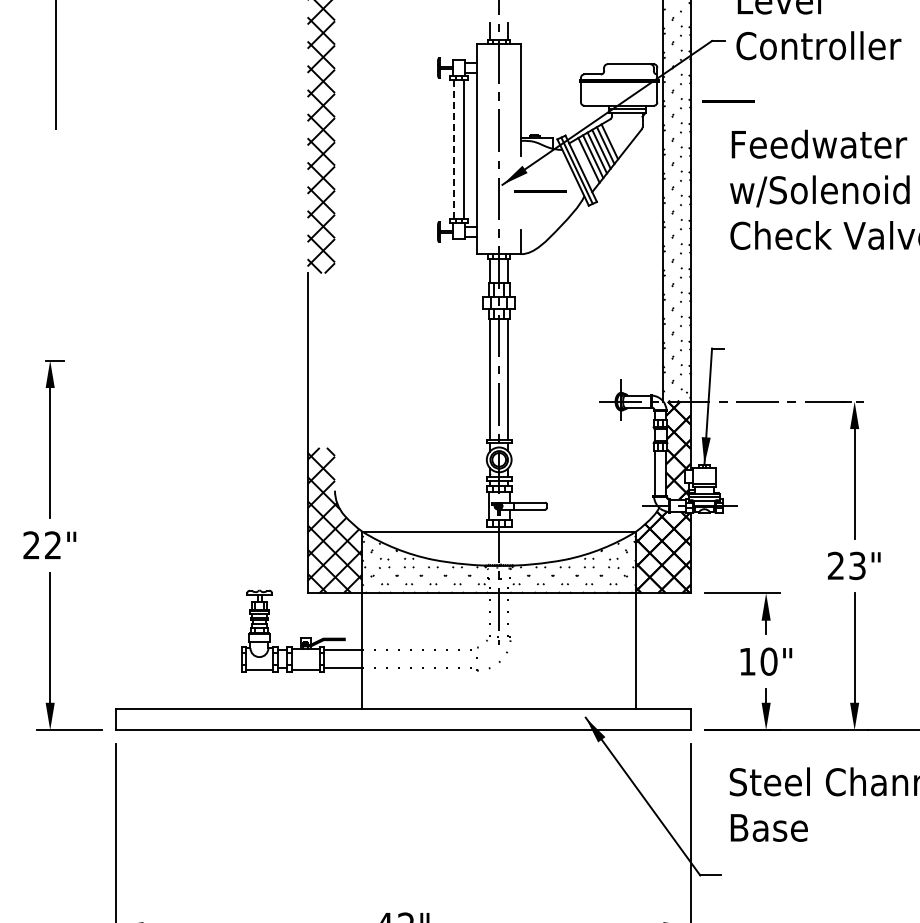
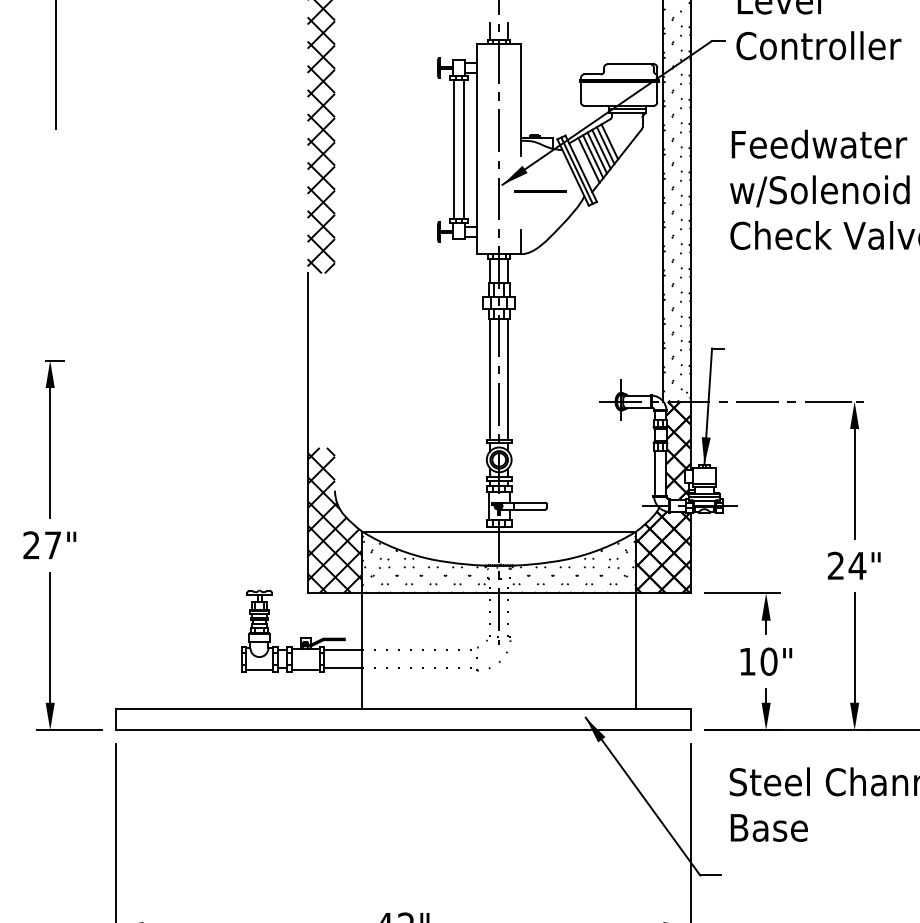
line: present -> none (728, 101)
line: dashed -> solid (454, 149)
text: 22" -> 27" (52, 545)
text: 23" -> 24" (857, 565)
